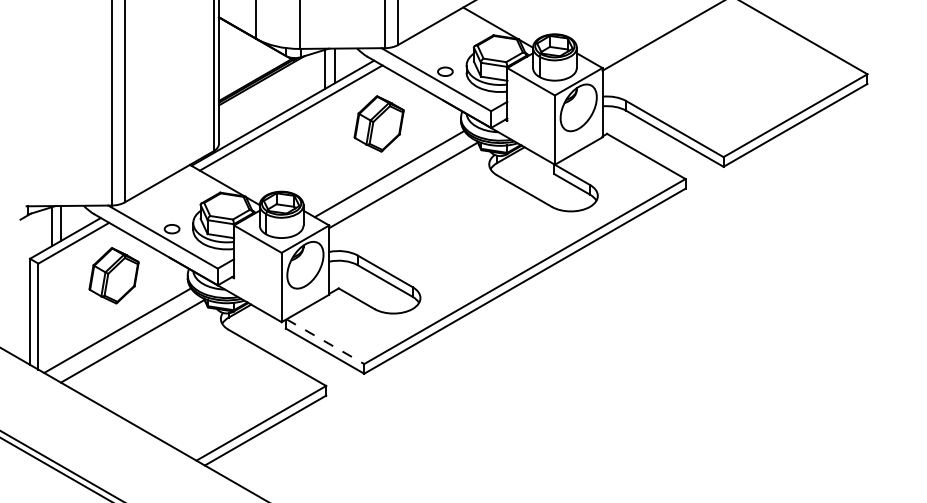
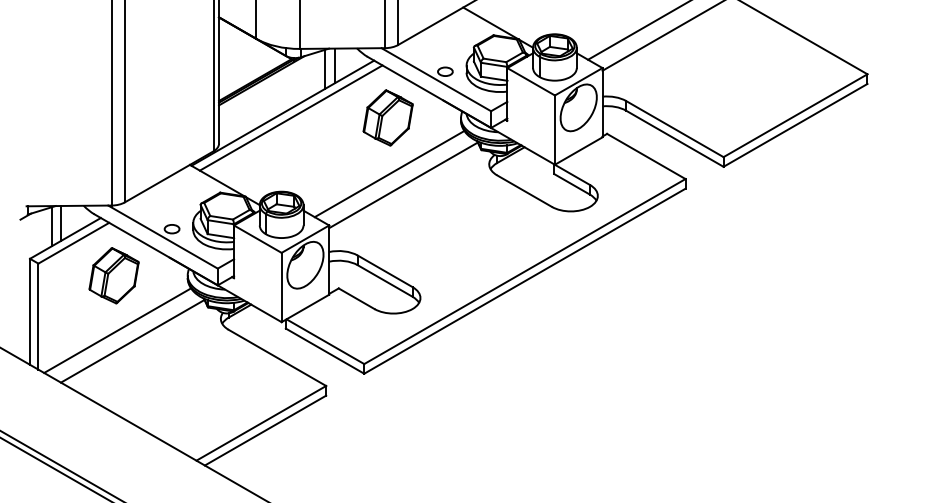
line: none -> present (637, 30)
part position: (378, 123) -> (387, 117) (387, 117)
line: dashed -> solid (325, 341)
